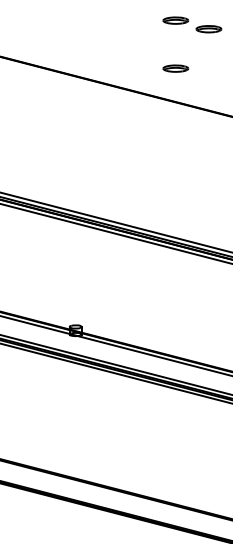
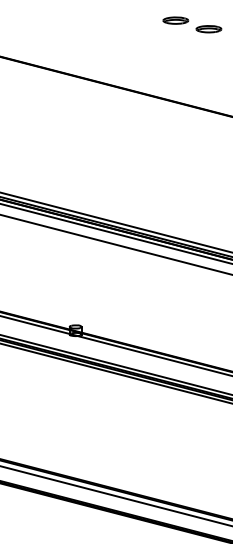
part: present -> none (175, 68)
line: none -> present (115, 244)
line: none -> present (115, 495)
